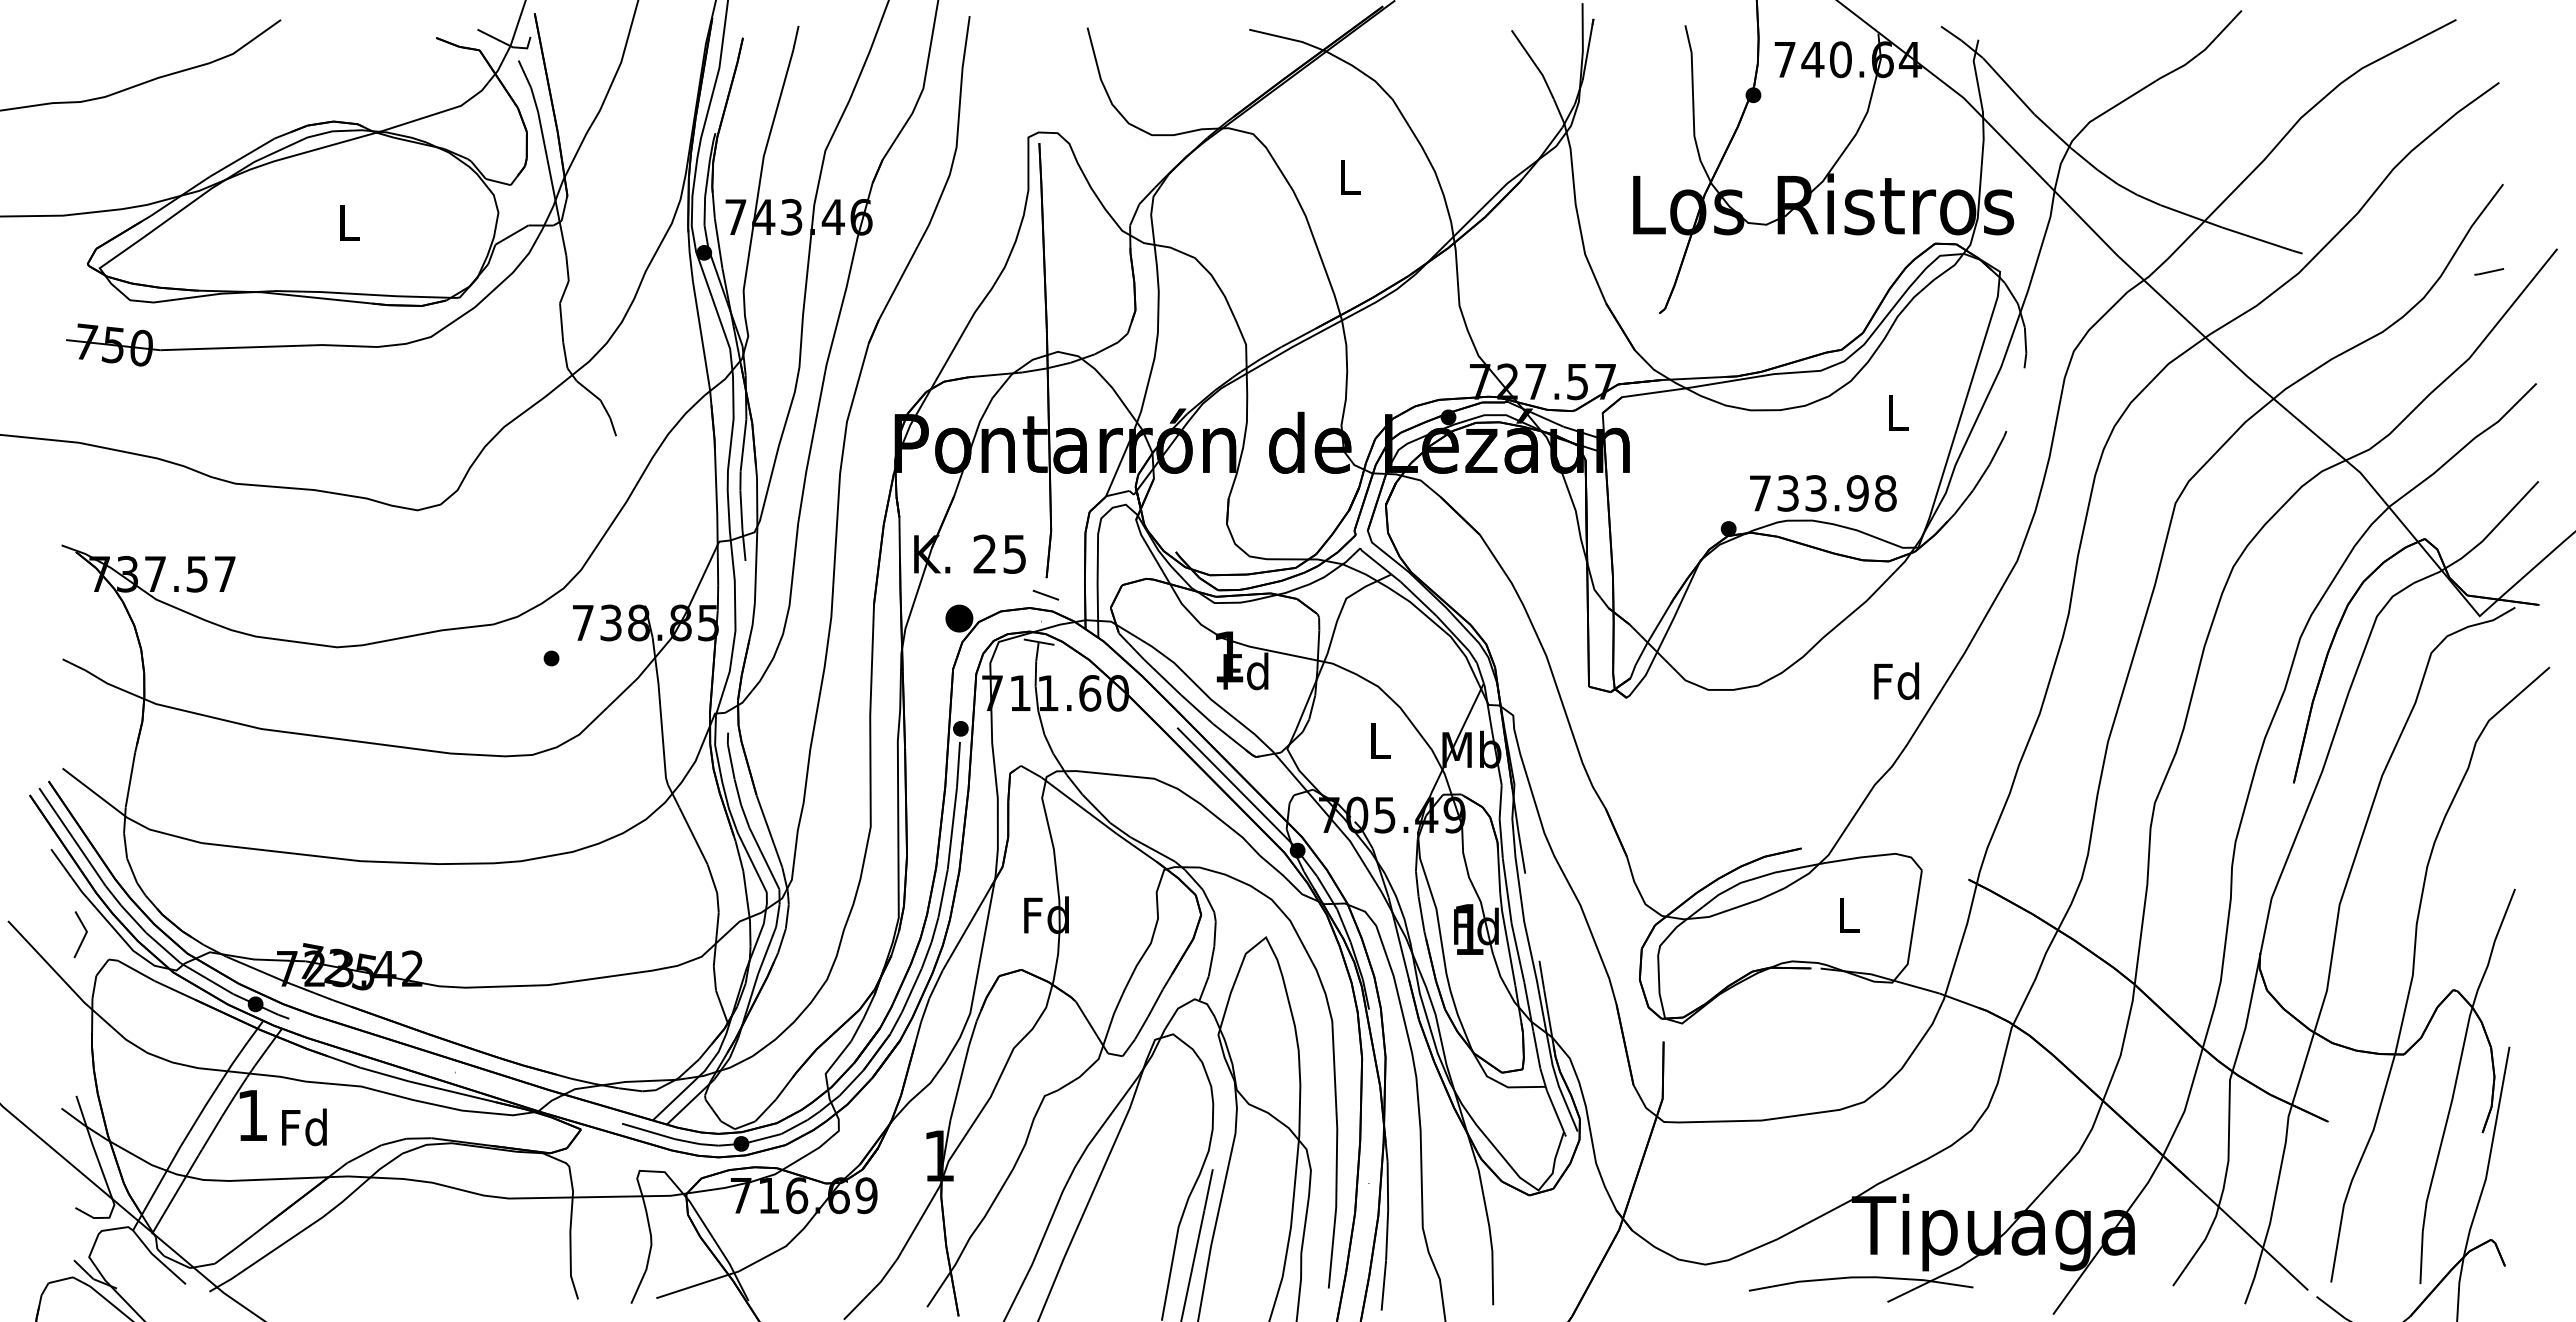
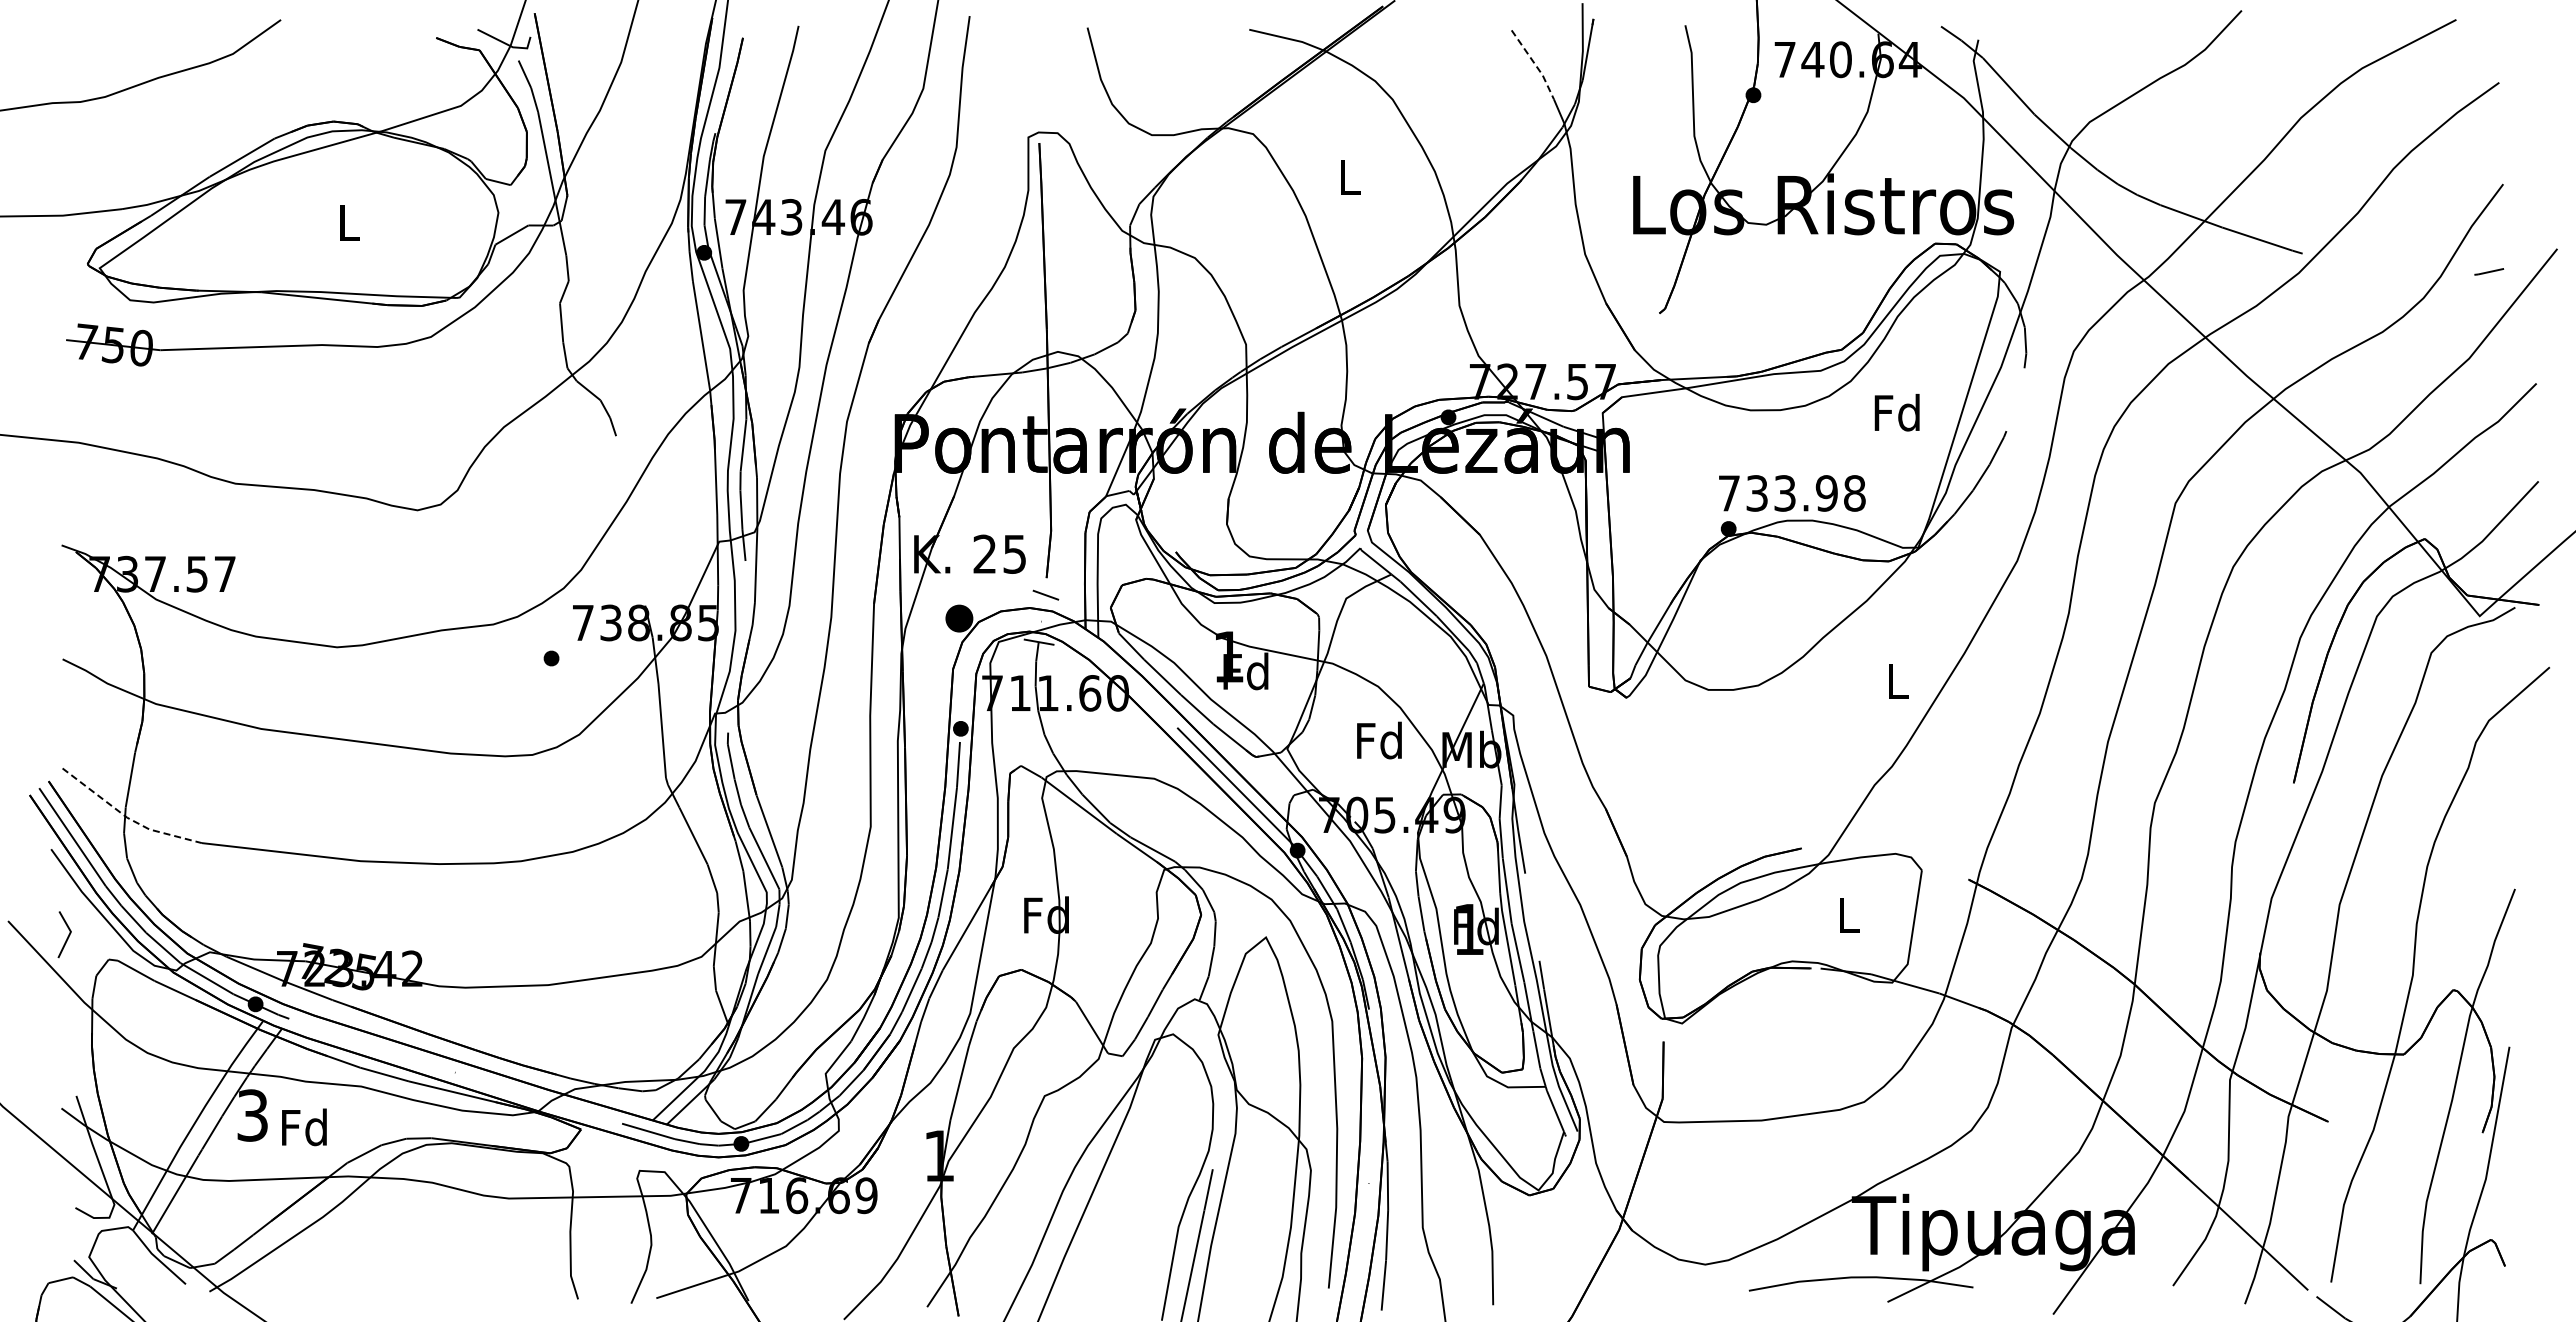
line: solid -> dashed (1535, 64)
text: L -> Fd (1896, 412)
text position: (1823, 493) -> (1792, 493) (1792, 493)
text: Fd -> L (1896, 681)
text: L -> Fd (1379, 740)
line: solid -> dashed (127, 817)
line position: (83, 936) -> (67, 936) (67, 936)
text: 1 -> 3 (252, 1115)
